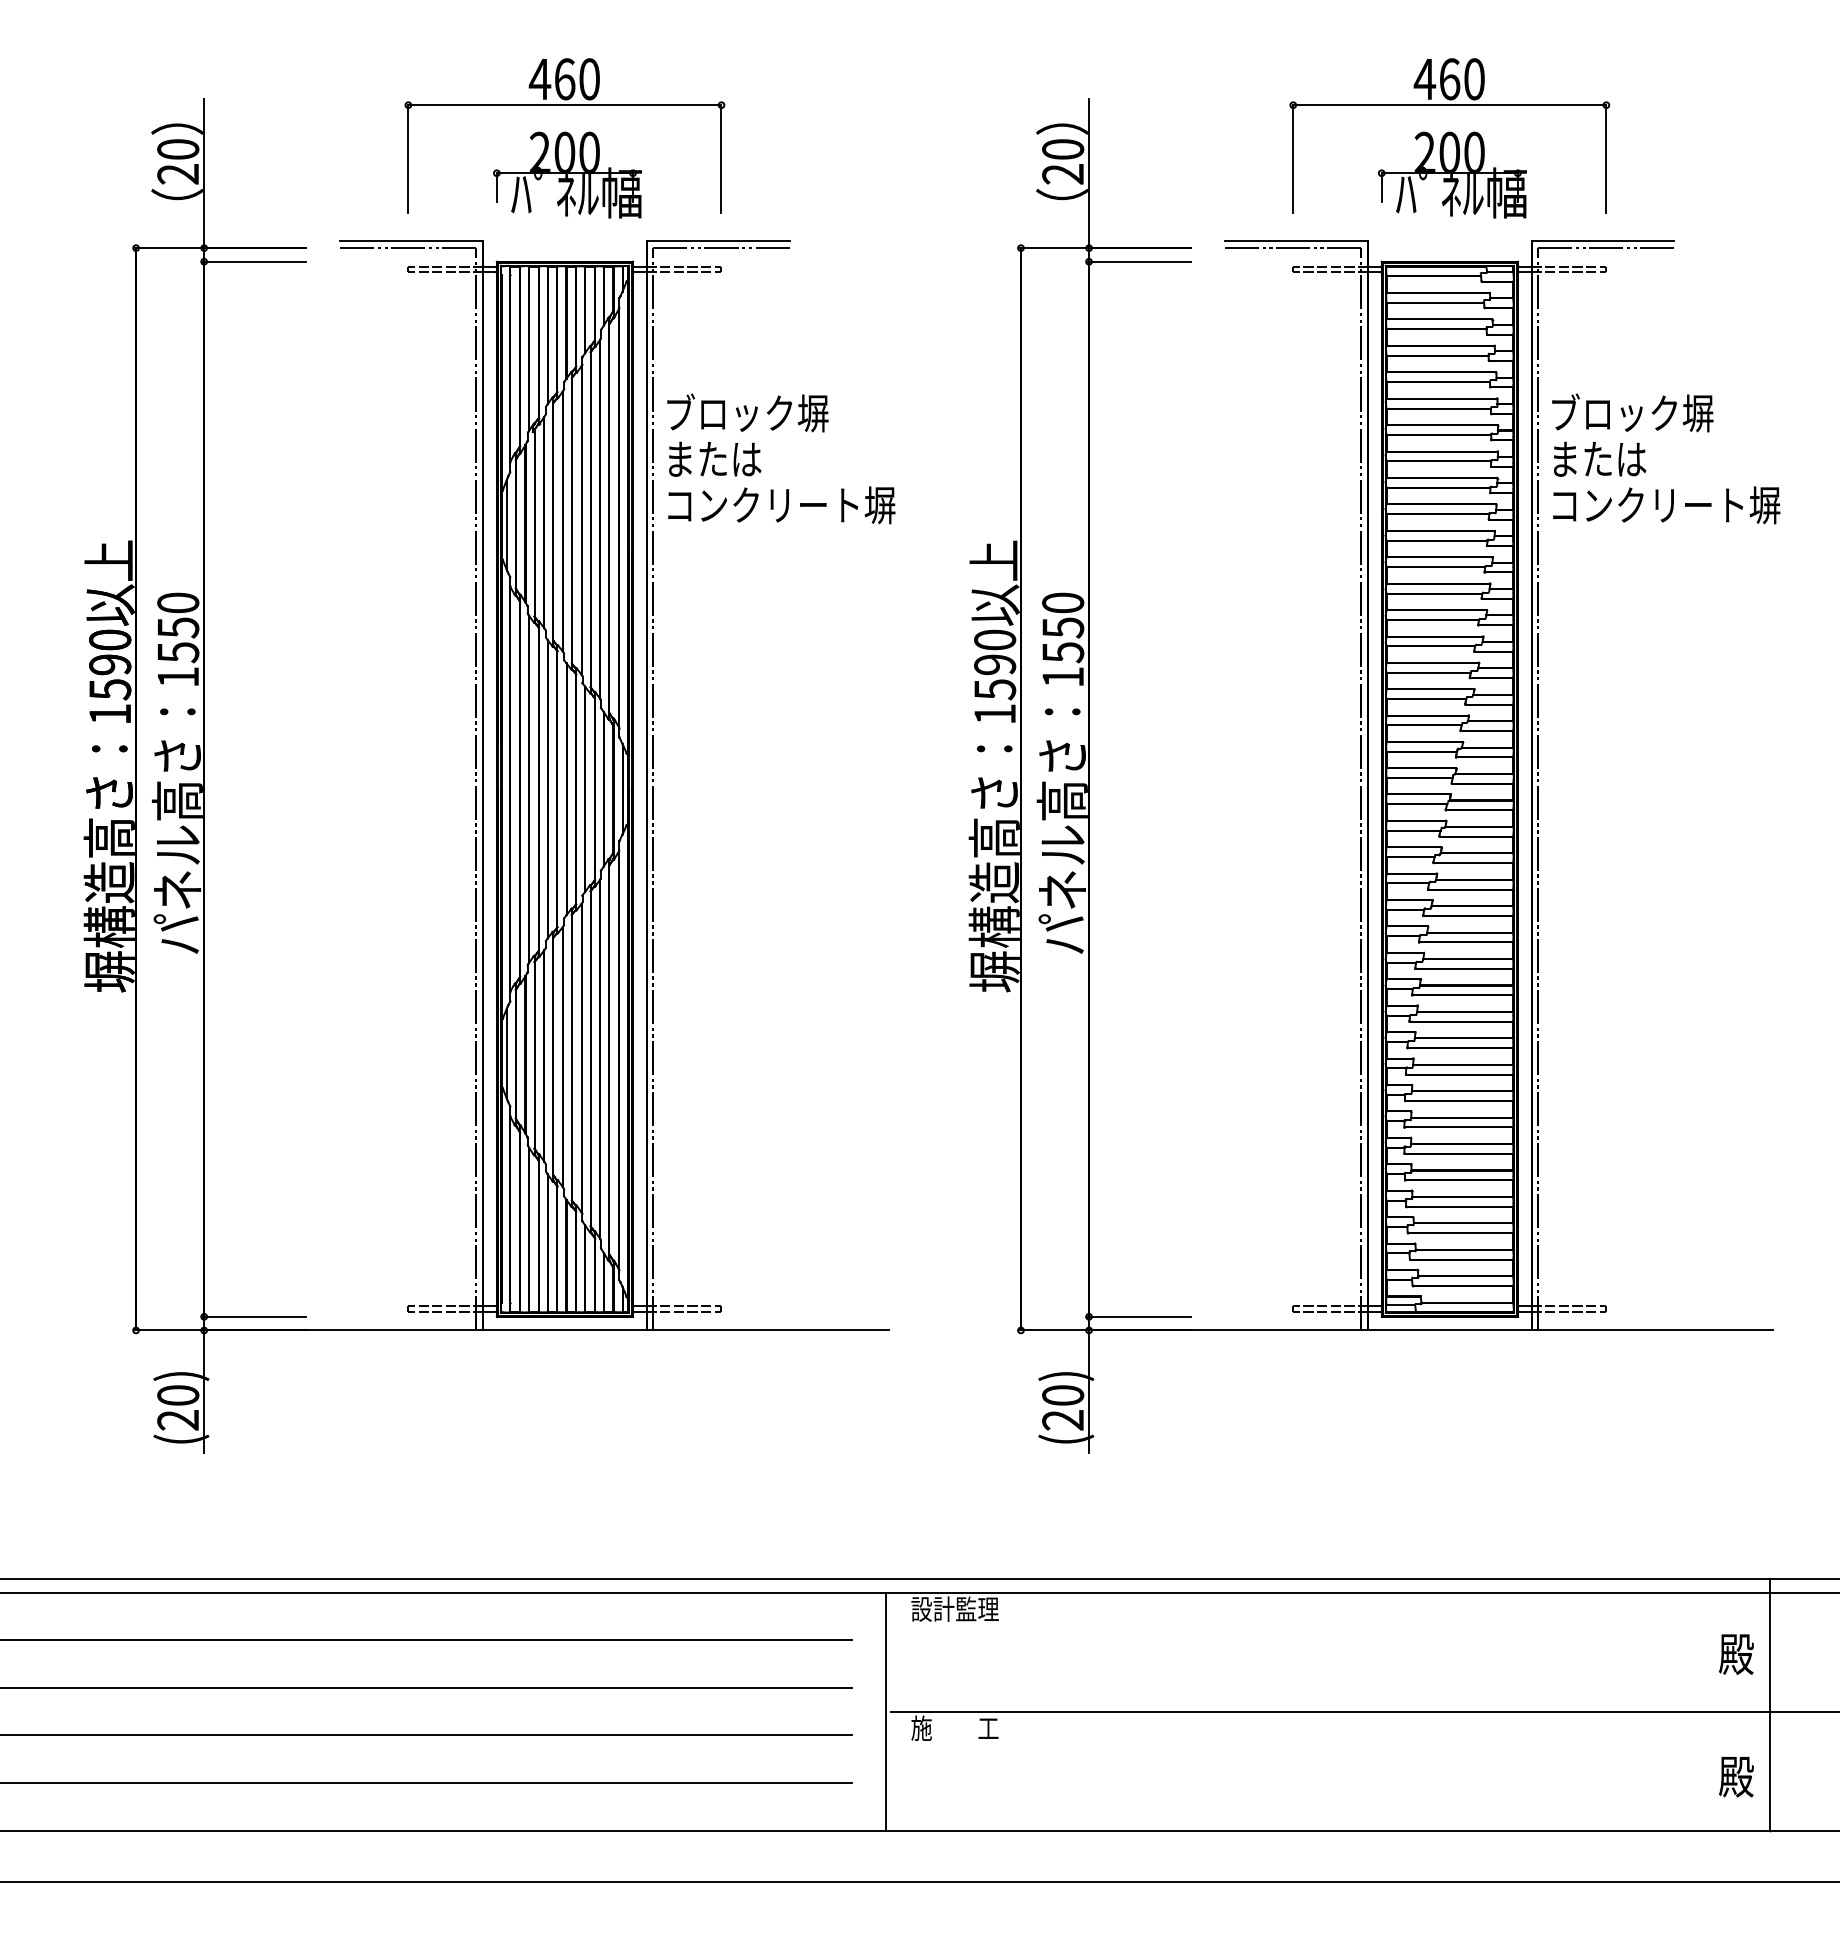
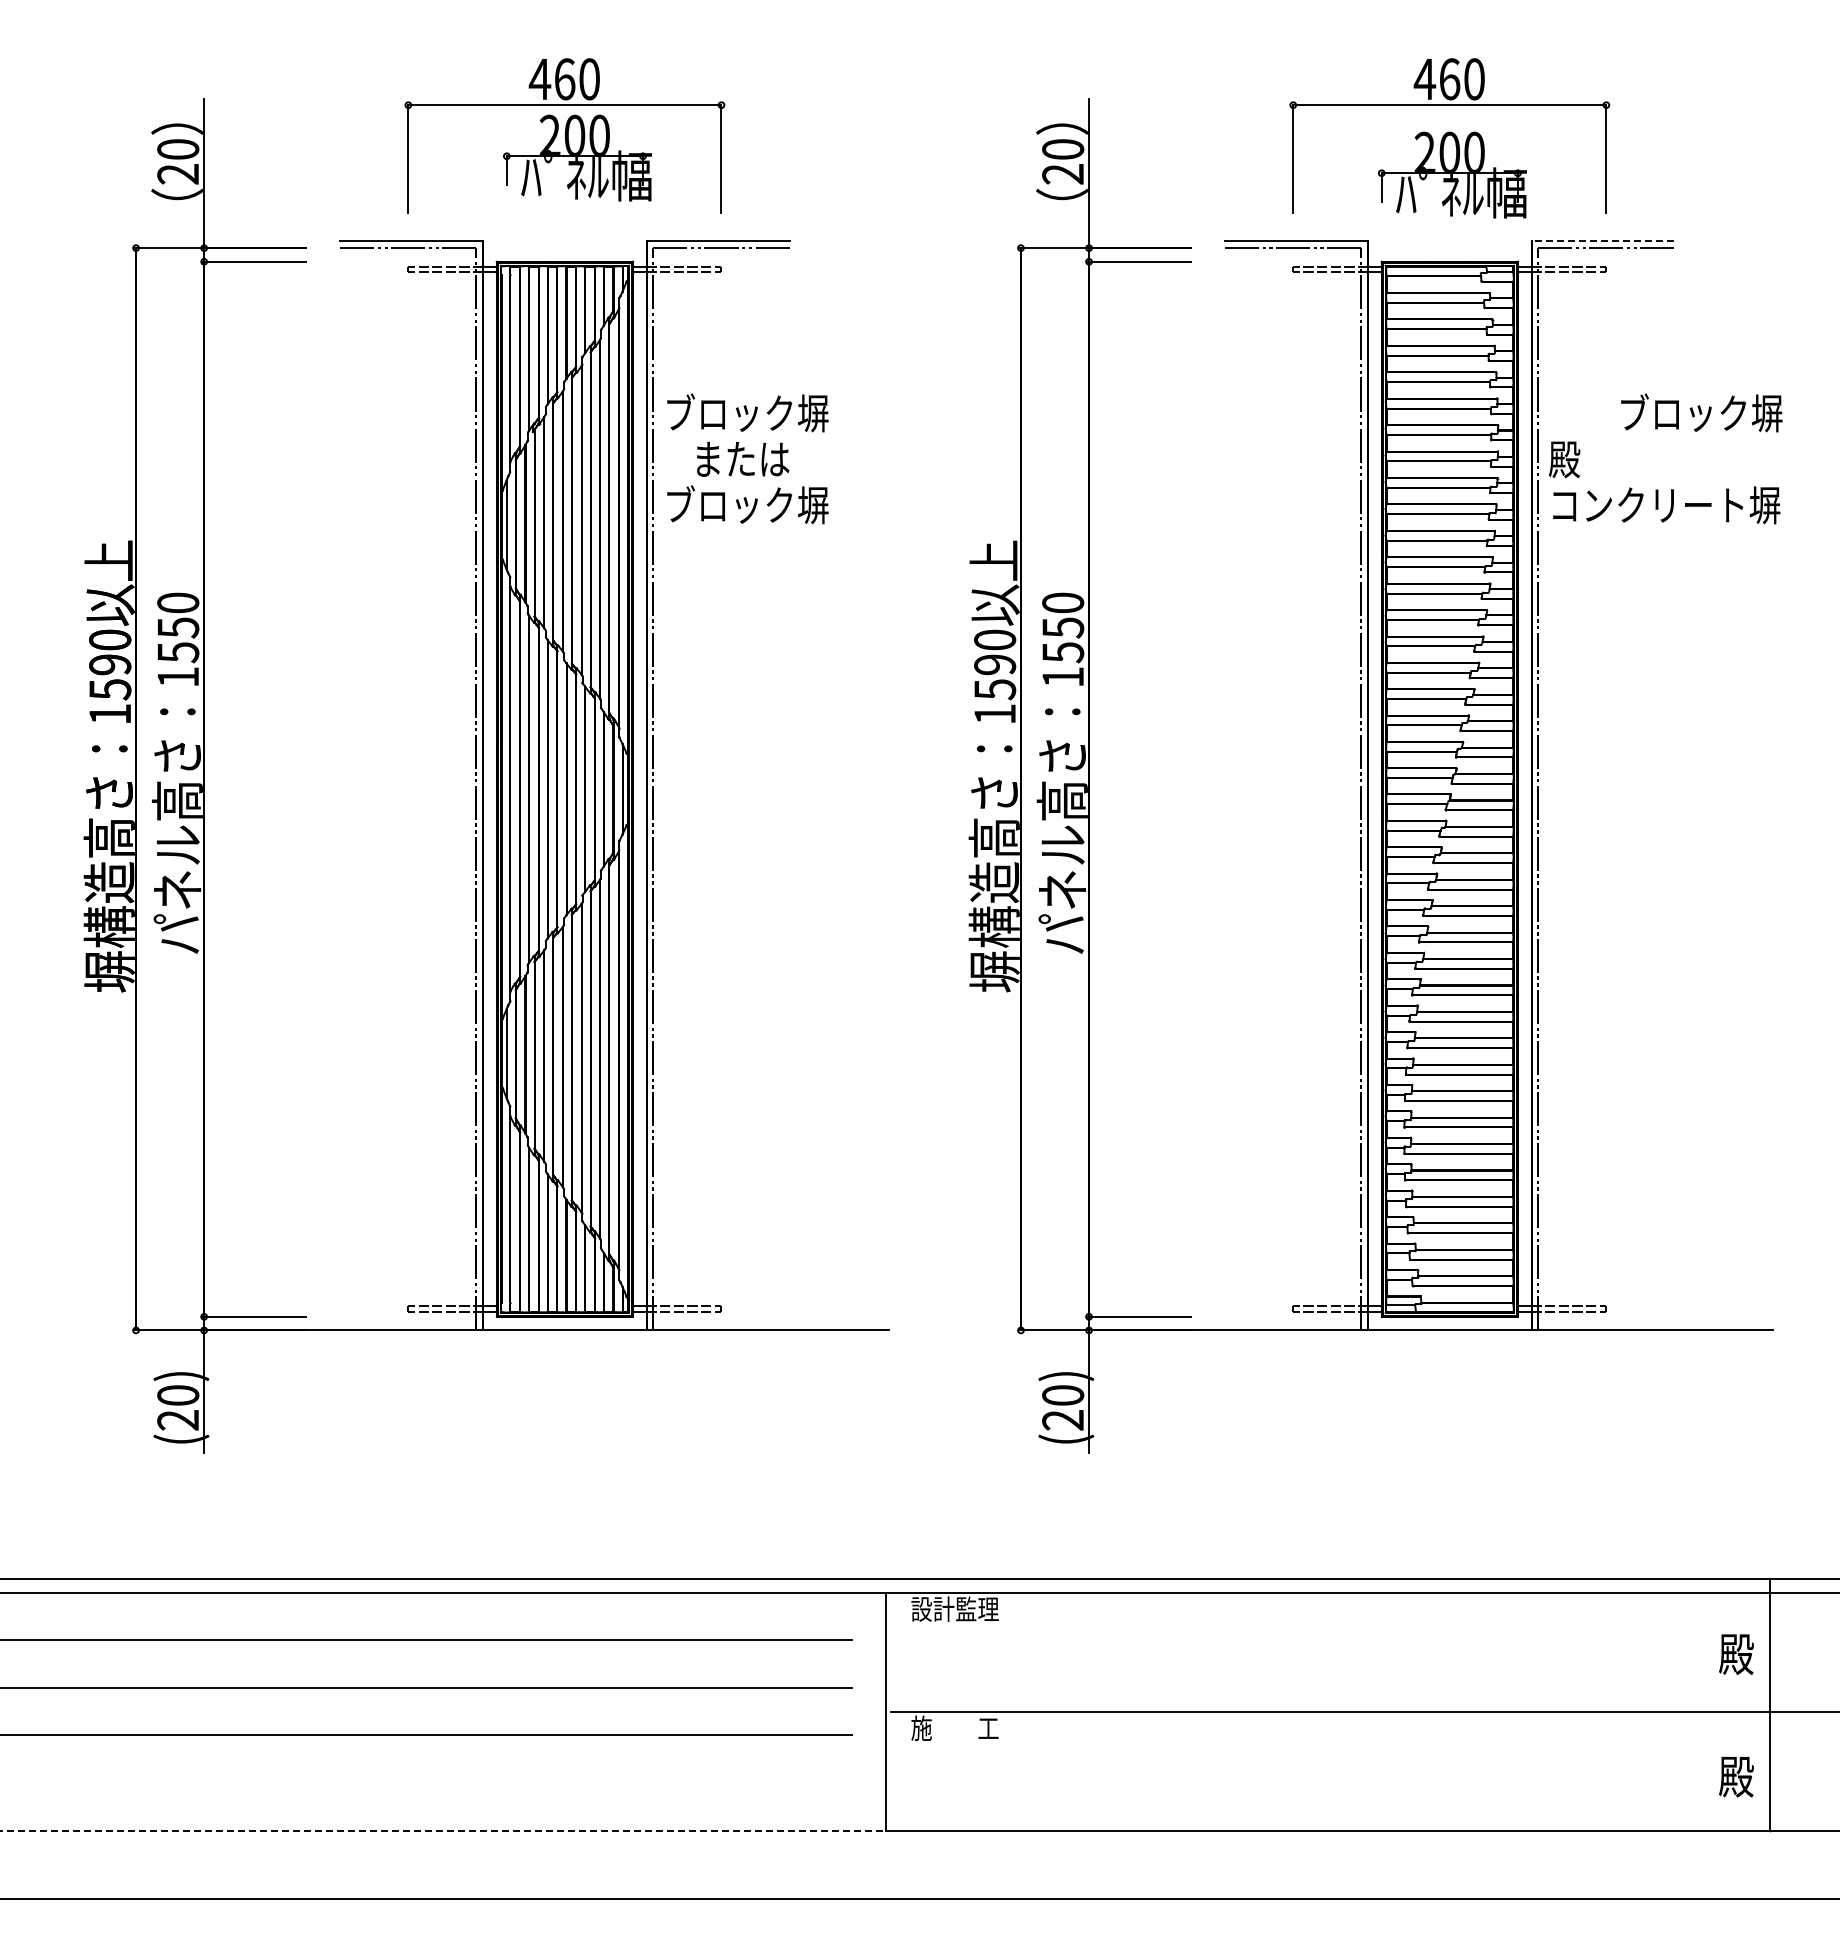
part position: (567, 174) -> (577, 157) (577, 157)
line: solid -> dashed (1602, 241)
text position: (1632, 412) -> (1701, 412) (1701, 412)
text position: (715, 458) -> (743, 458) (743, 458)
text: または -> 殿 (1597, 459)
text: コンクリート塀 -> ブロック塀 (781, 504)
line: present -> none (426, 1783)
line: solid -> dashed (443, 1830)
line position: (919, 1881) -> (919, 1898) (919, 1898)
